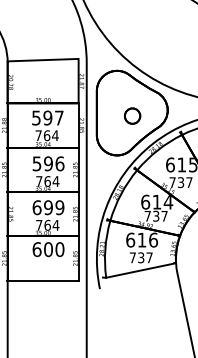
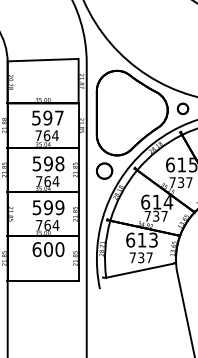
part: none -> present (182, 108)
circle position: (132, 115) -> (104, 170) (104, 170)
text: 596 -> 598 (59, 163)
text: 699 -> 599 (36, 207)
text: 616 -> 613 (153, 239)
